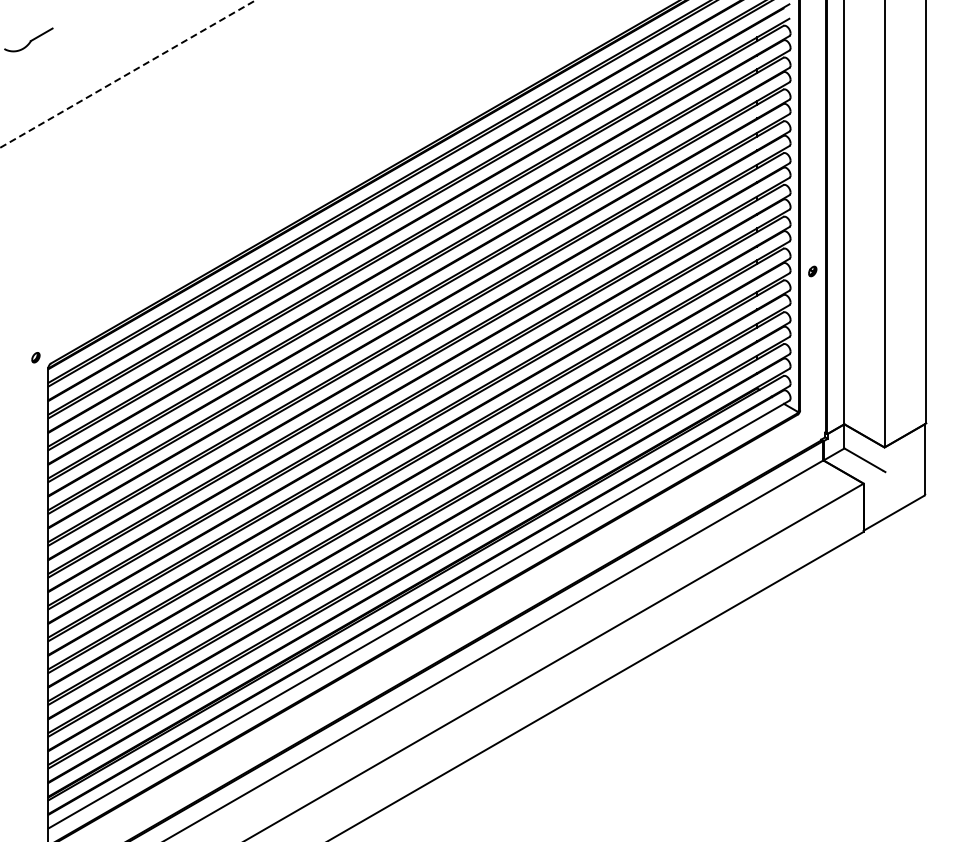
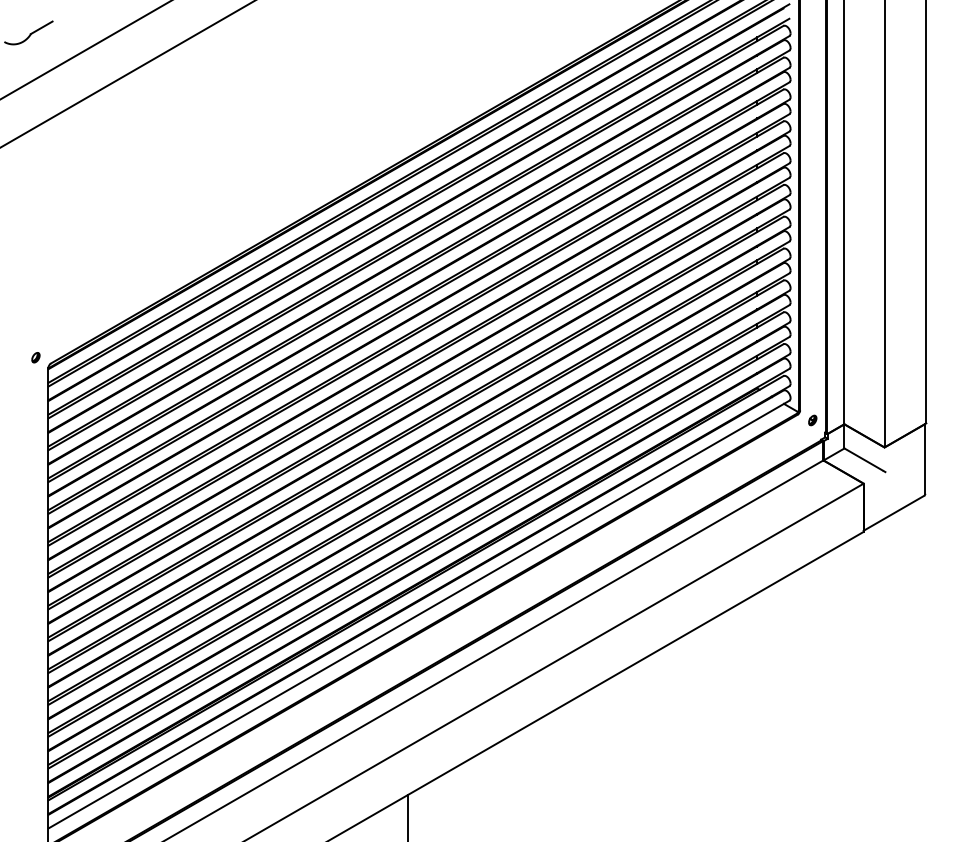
part position: (28, 39) -> (28, 32) (28, 32)
line: none -> present (85, 50)
line: dashed -> solid (127, 74)
part position: (812, 271) -> (812, 420) (812, 420)
line: none -> present (408, 816)
